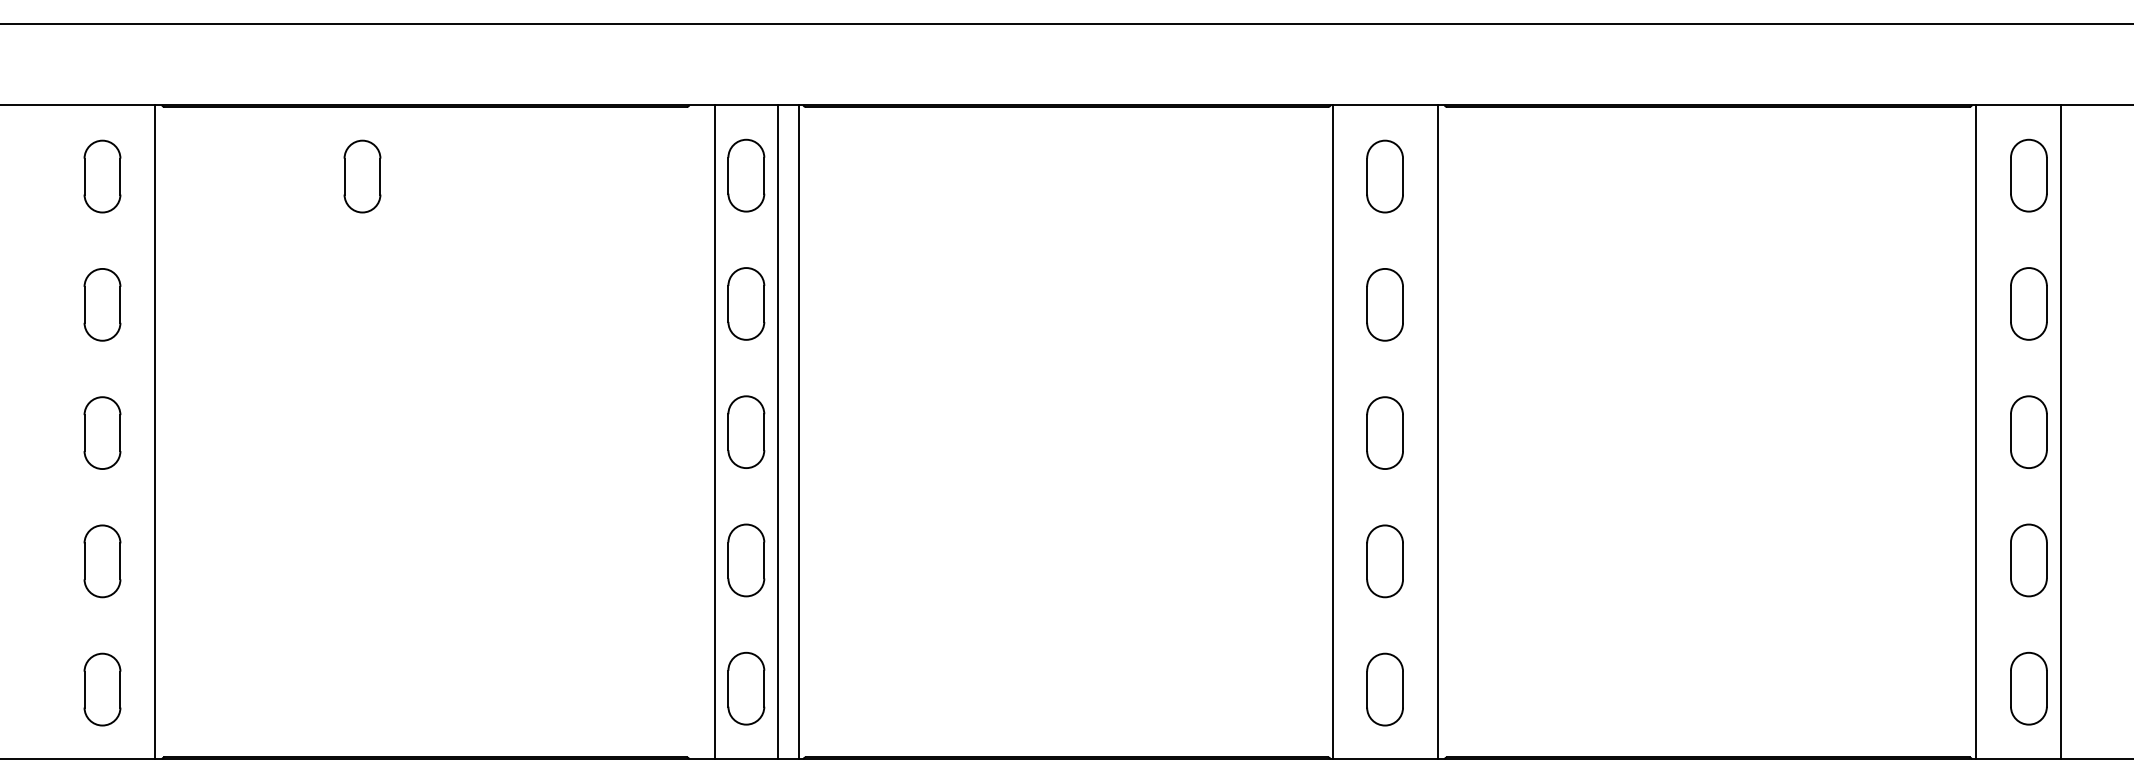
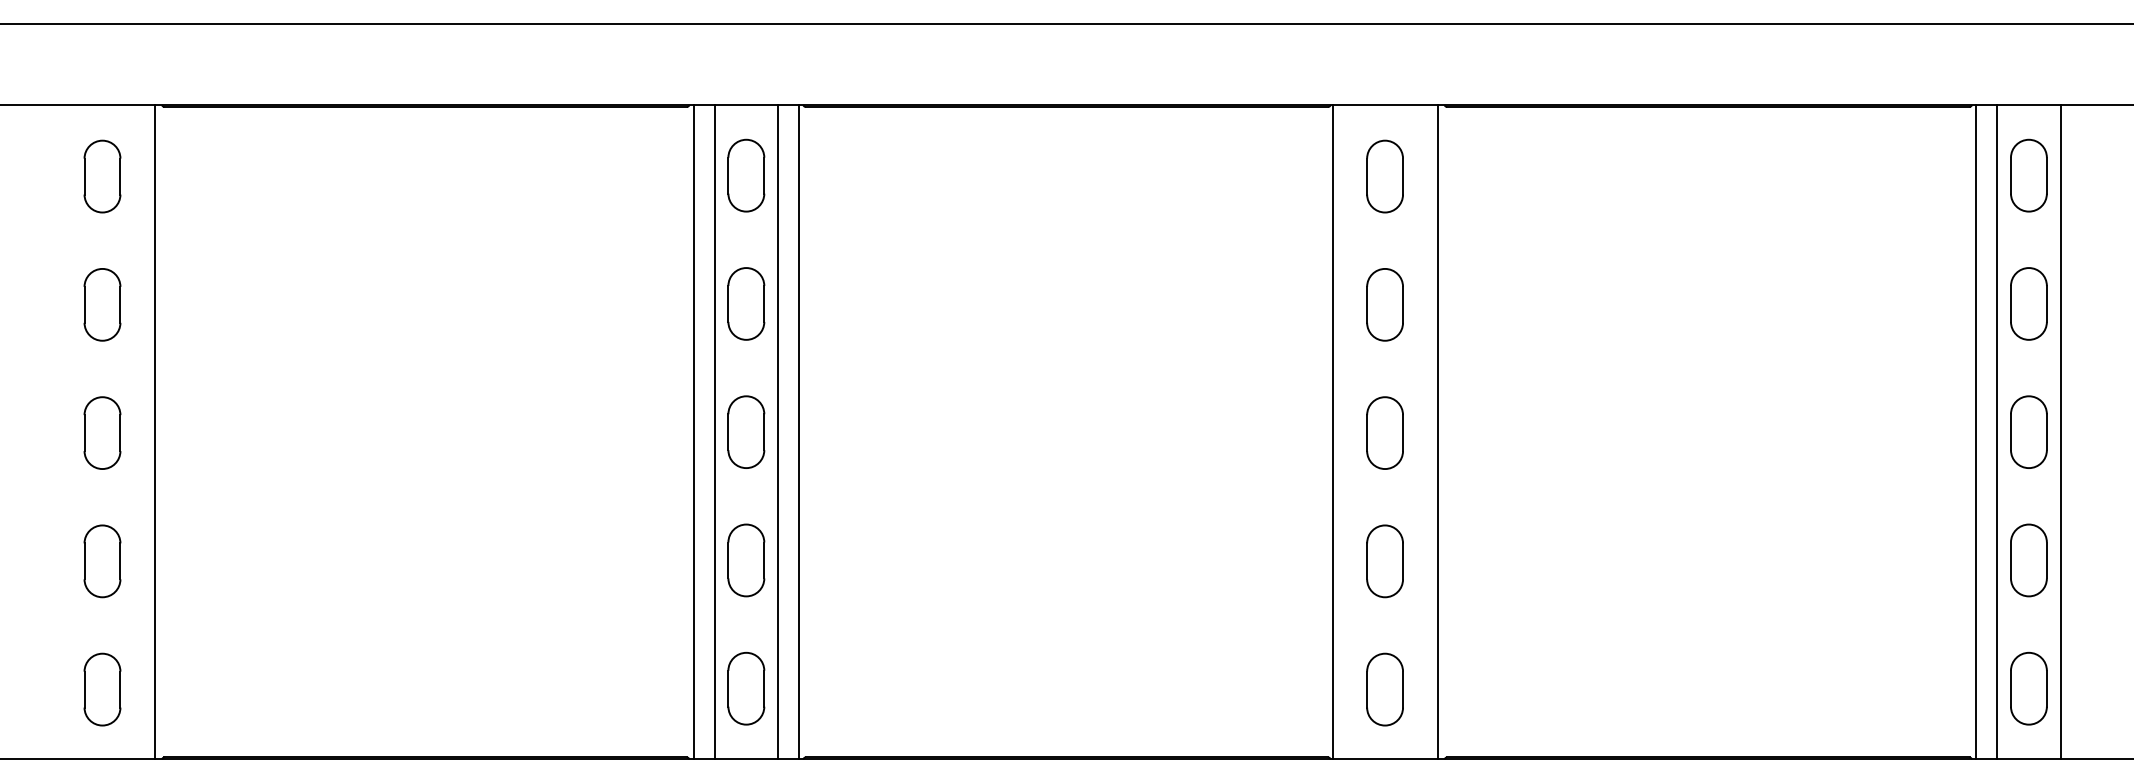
part: present -> none (362, 176)
line: none -> present (693, 432)
line: none -> present (1997, 432)
